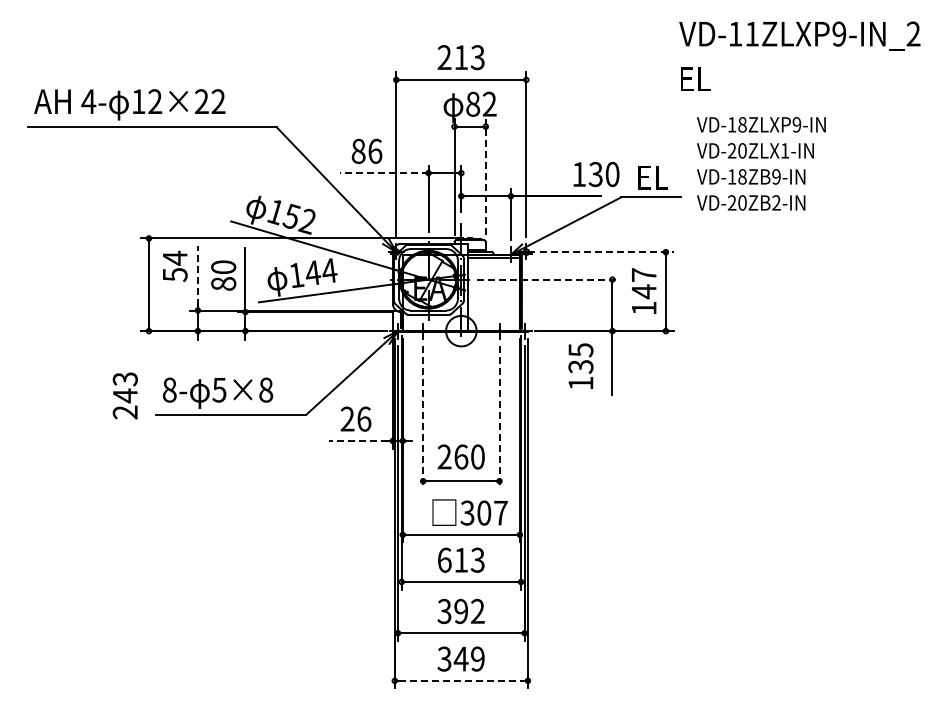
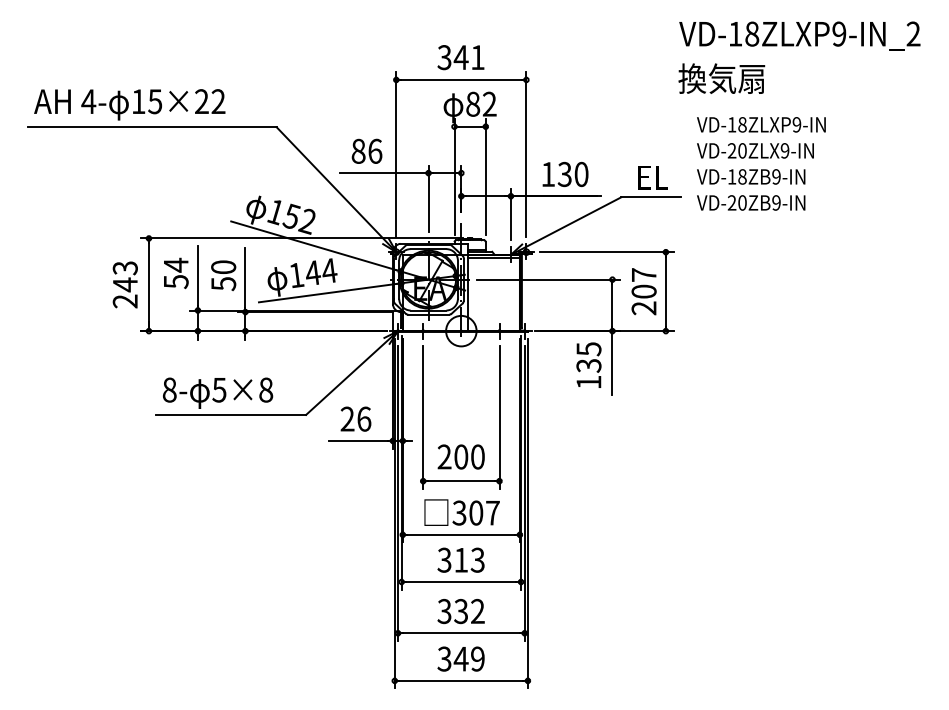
text: VD-11ZLXP9-IN_2 -> VD-18ZLXP9-IN_2 (752, 33)
text: 213 -> 341 (460, 57)
text: EL -> 換気扇 (721, 78)
text: 12×22 -> 15×22 (155, 101)
text: VD-20ZLX1-IN -> VD-20ZLX9-IN (784, 150)
line: dashed -> solid (383, 173)
text position: (596, 174) -> (565, 174) (565, 174)
line: dashed -> solid (485, 176)
text: VD-20ZB2-IN -> VD-20ZB9-IN (776, 202)
line: dashed -> solid (606, 252)
text position: (175, 266) -> (176, 273) (176, 273)
line: dashed -> solid (197, 275)
line: dashed -> solid (549, 279)
text: 80 -> 50 (223, 284)
text: 147 -> 207 (643, 299)
text position: (580, 365) -> (588, 364) (588, 364)
text position: (124, 395) -> (124, 284) (124, 284)
line: dashed -> solid (423, 418)
line: dashed -> solid (499, 418)
line: dashed -> solid (358, 440)
text: 260 -> 200 (461, 456)
text position: (469, 512) -> (461, 512) (461, 512)
text: 613 -> 313 (444, 559)
text: 392 -> 332 (460, 611)
line: dashed -> solid (461, 680)
